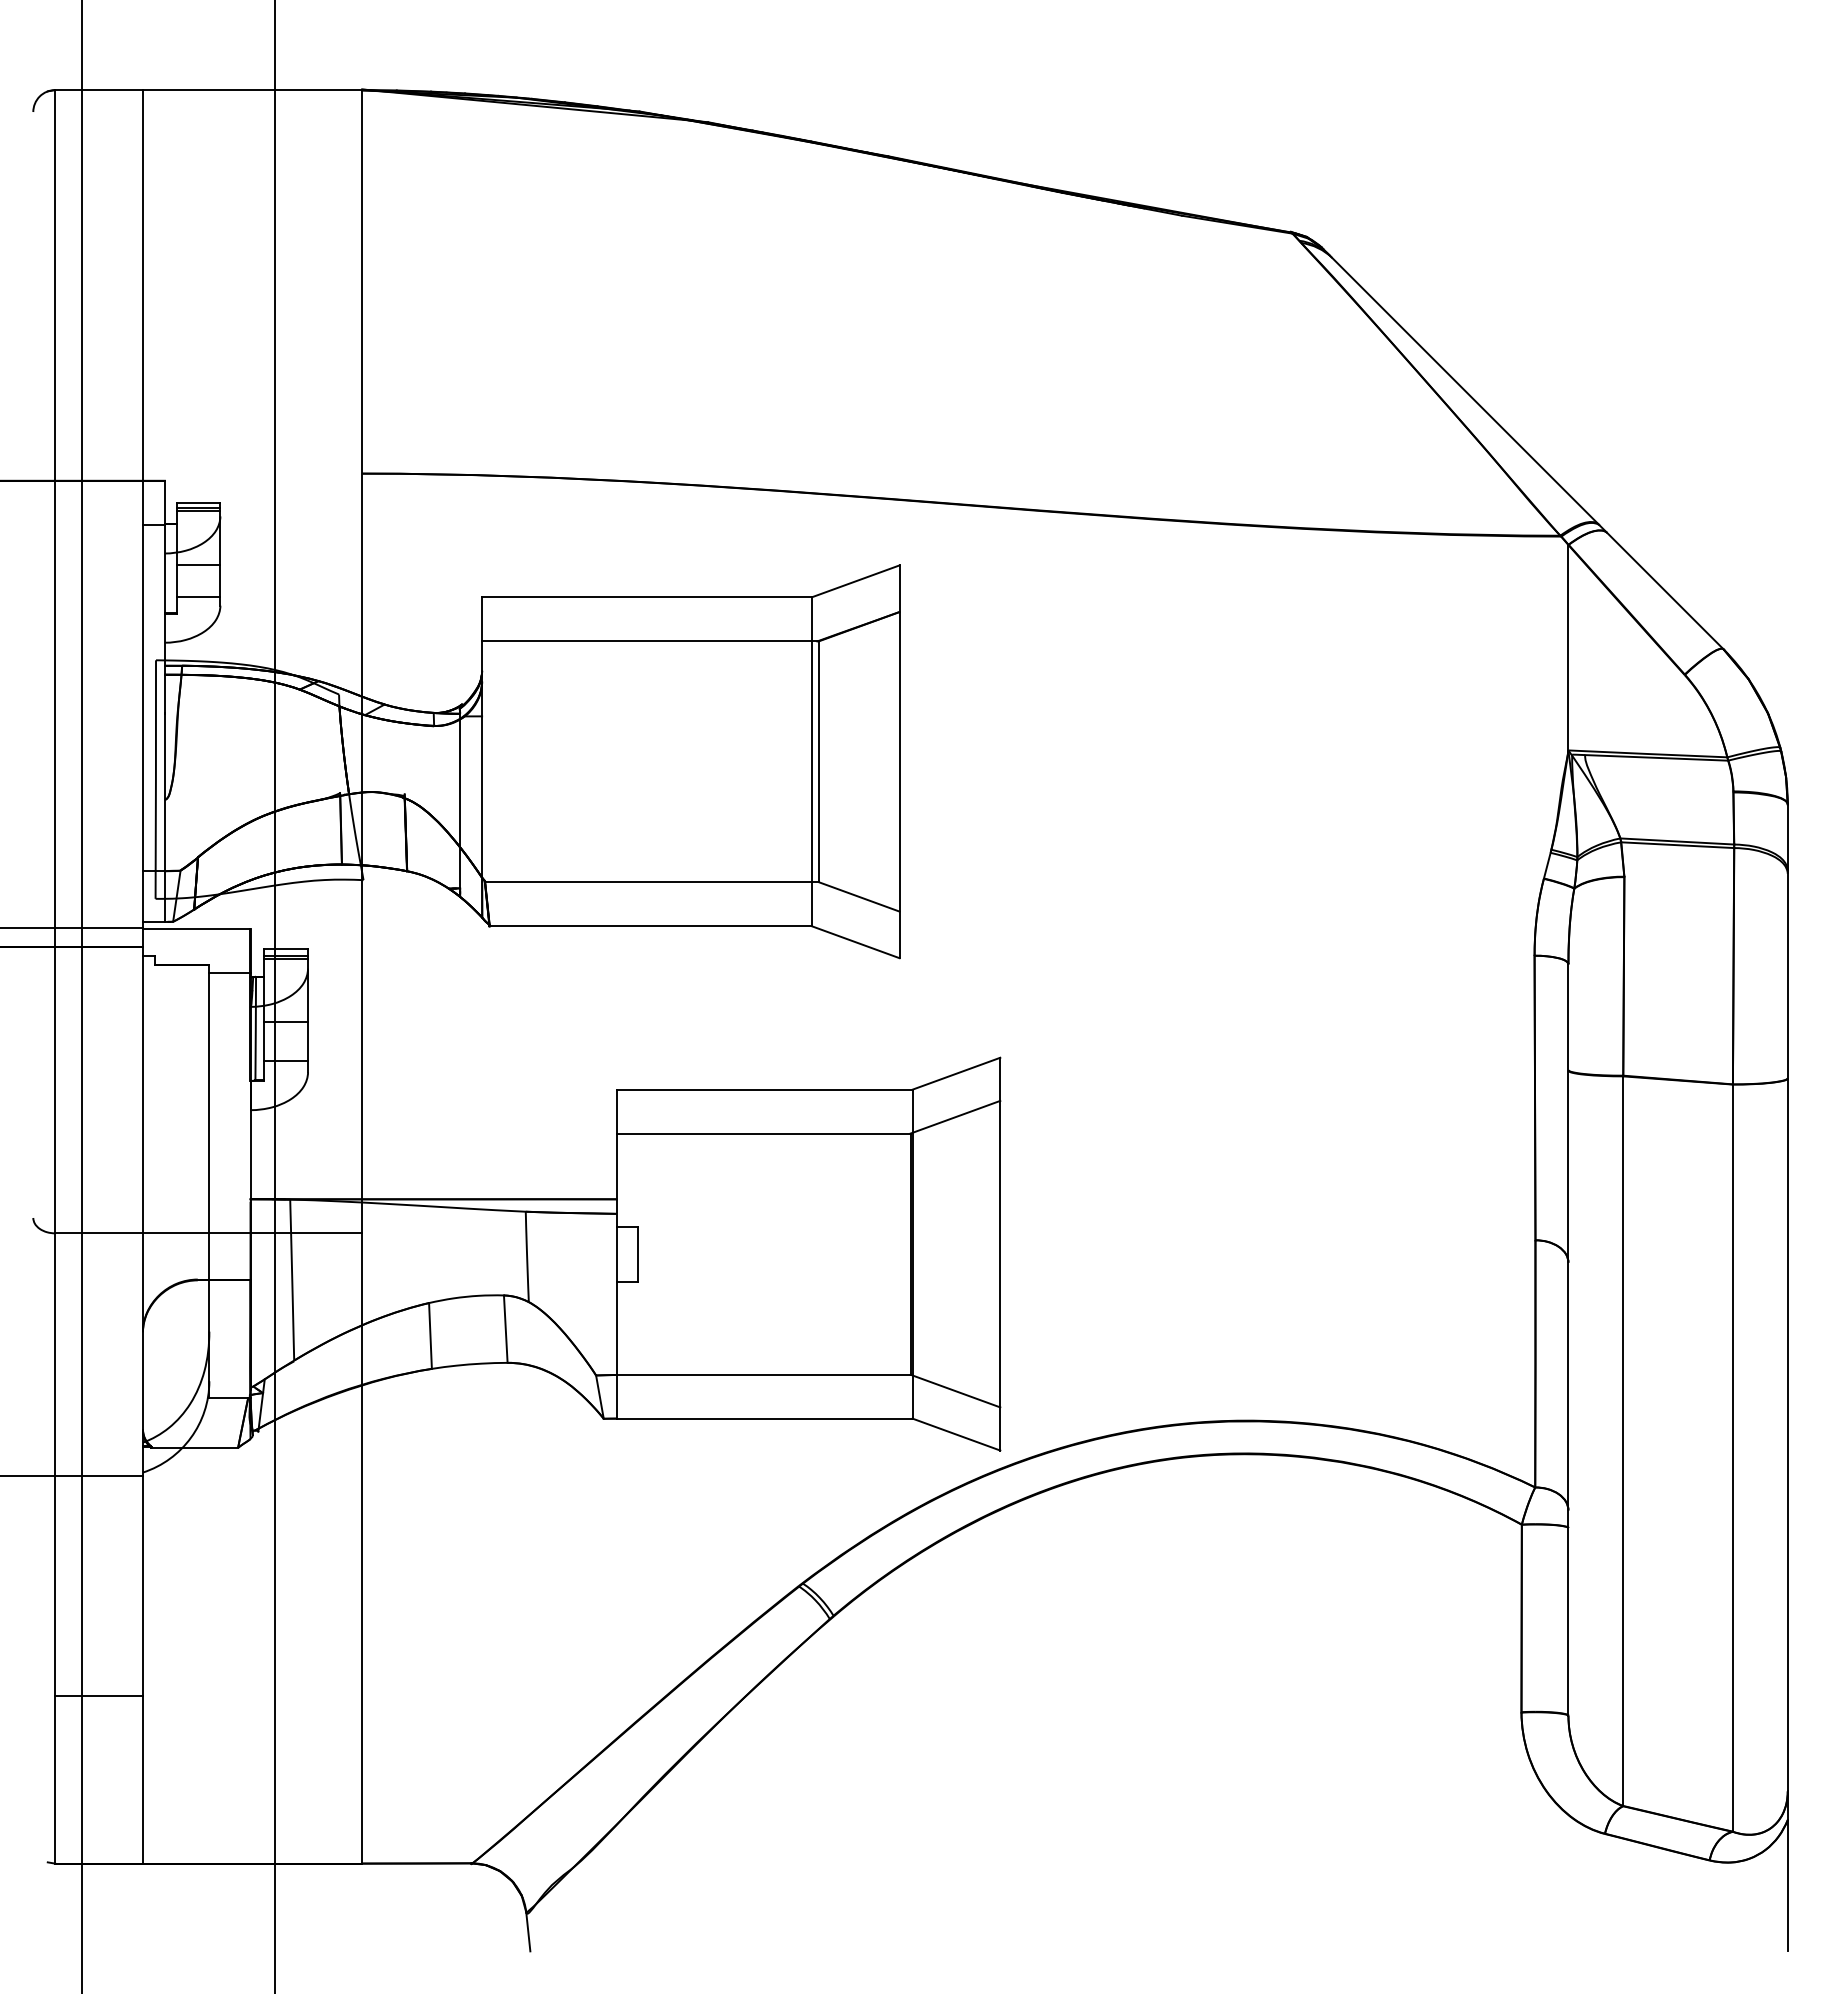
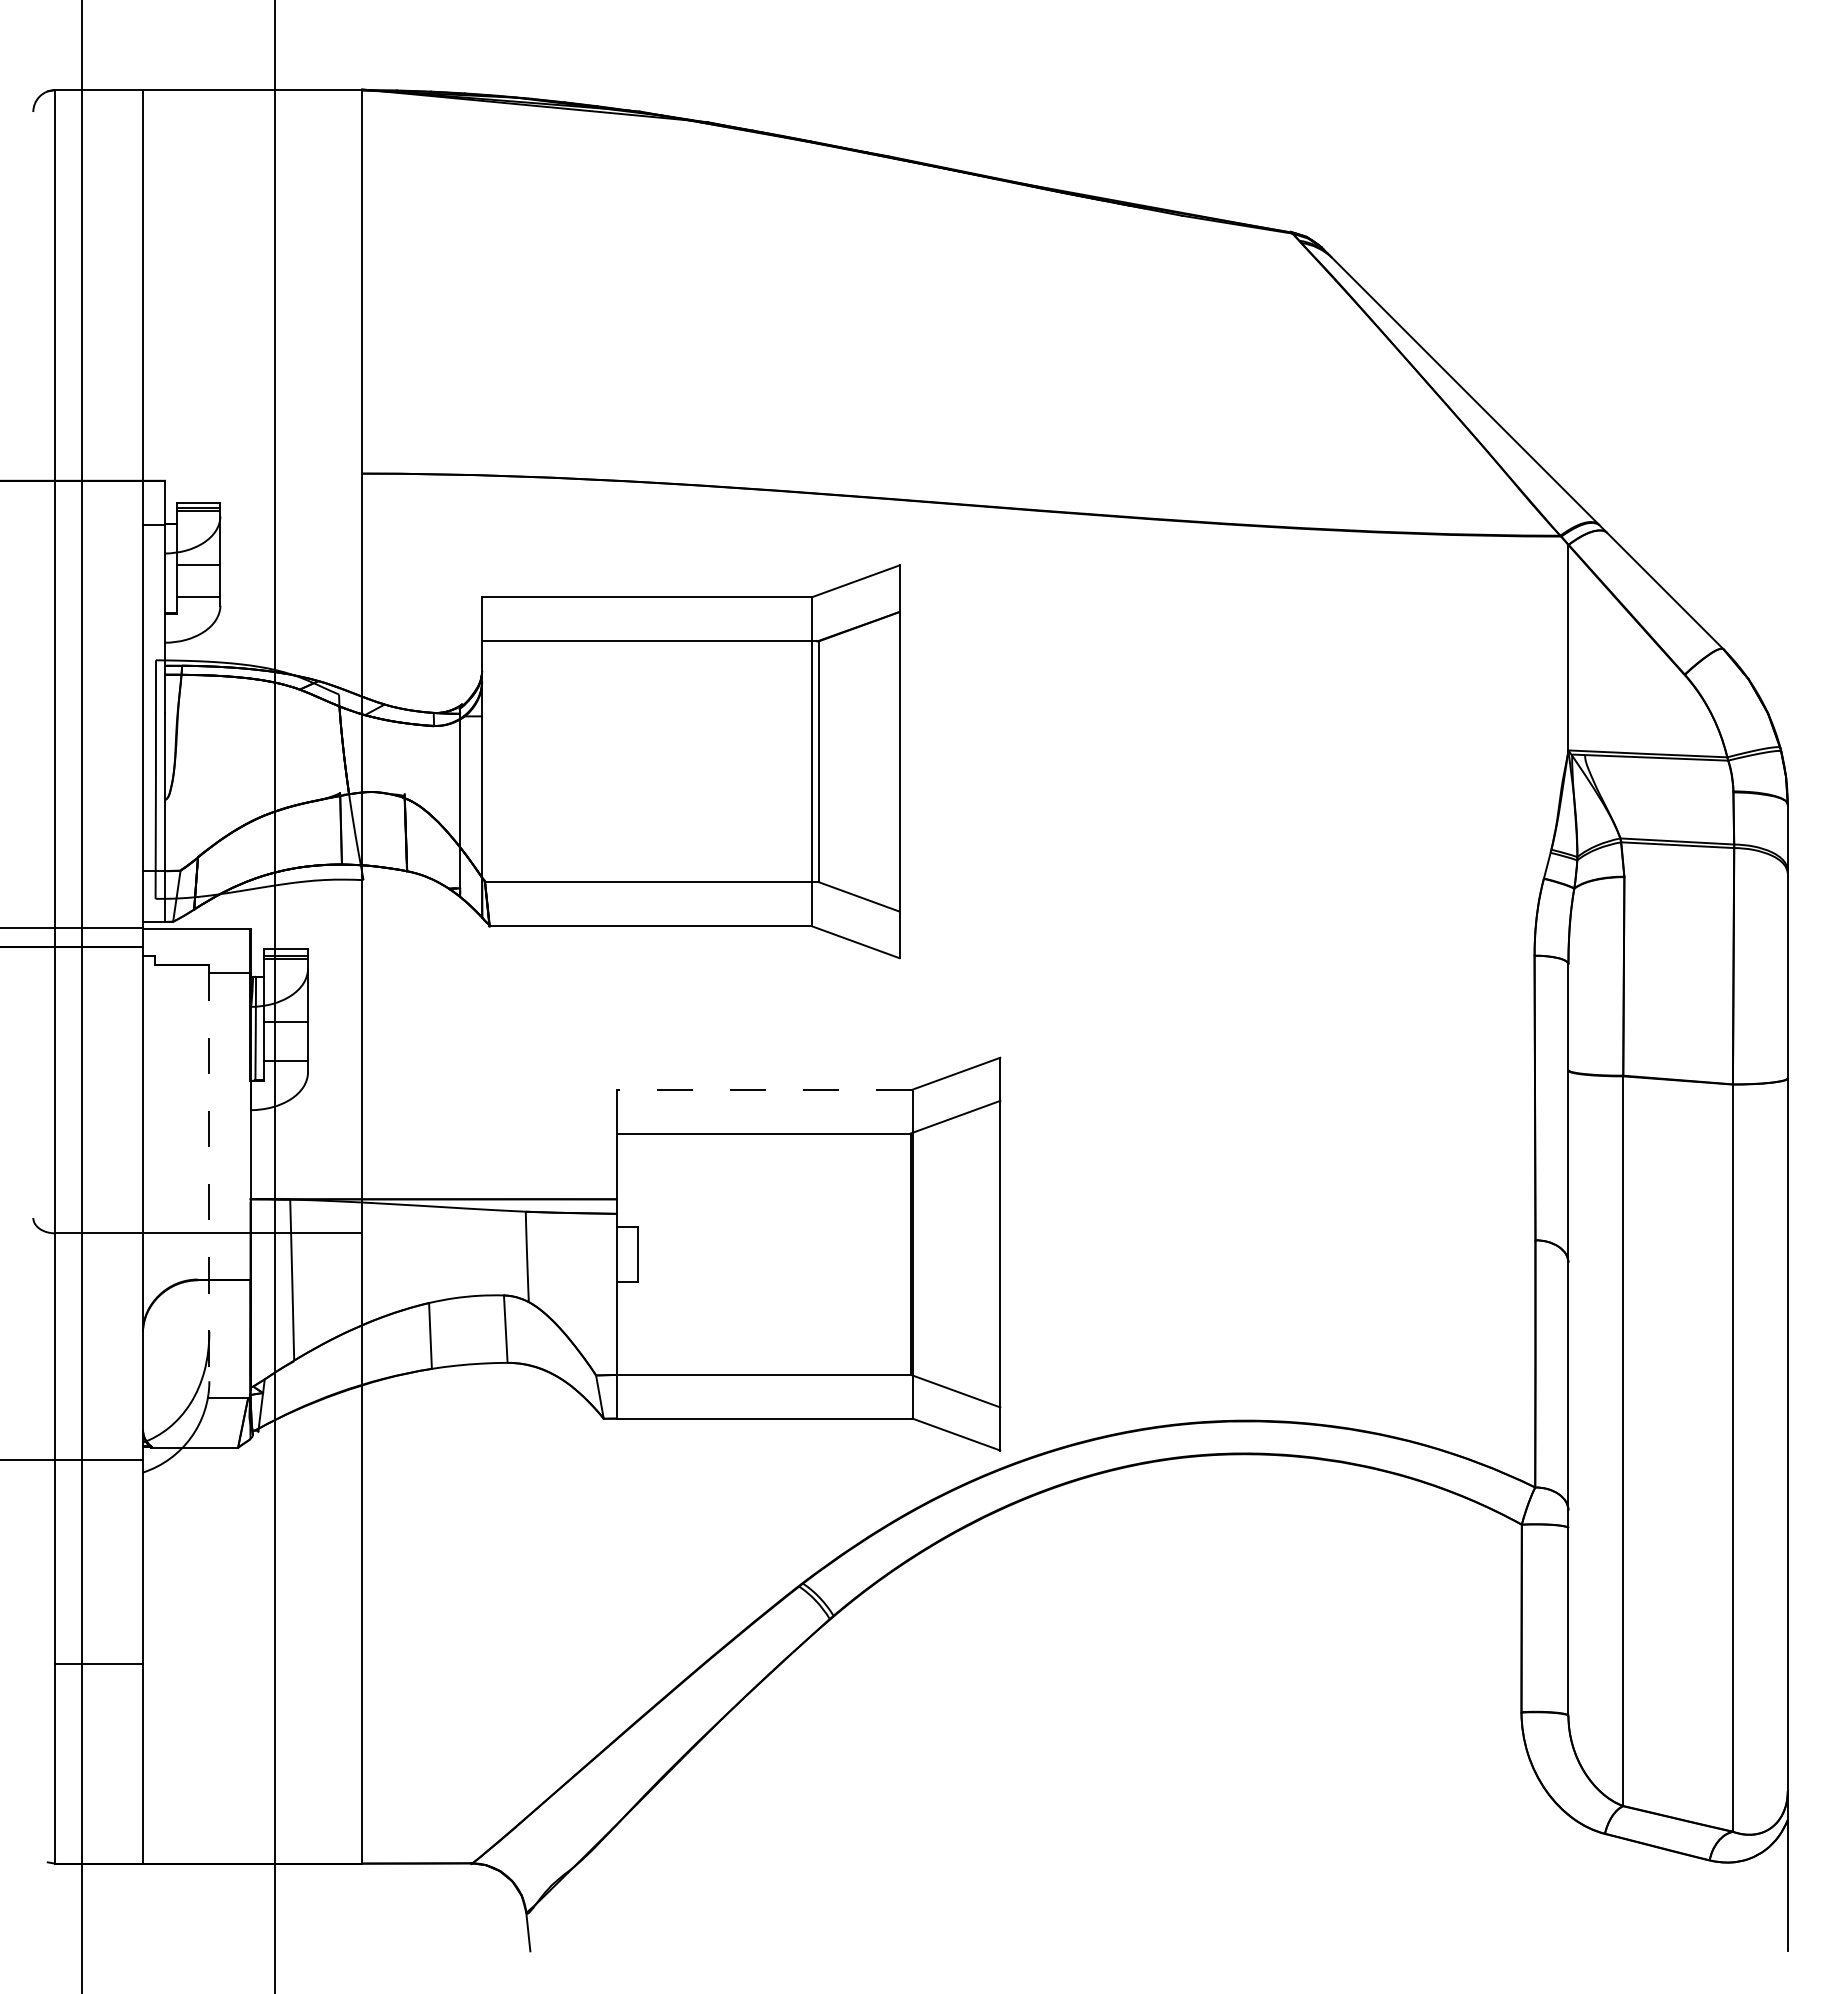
line: solid -> dashed (764, 1089)
line: solid -> dashed (209, 1181)
line position: (72, 1476) -> (72, 1460) (72, 1460)
line position: (98, 1696) -> (98, 1664) (98, 1664)
